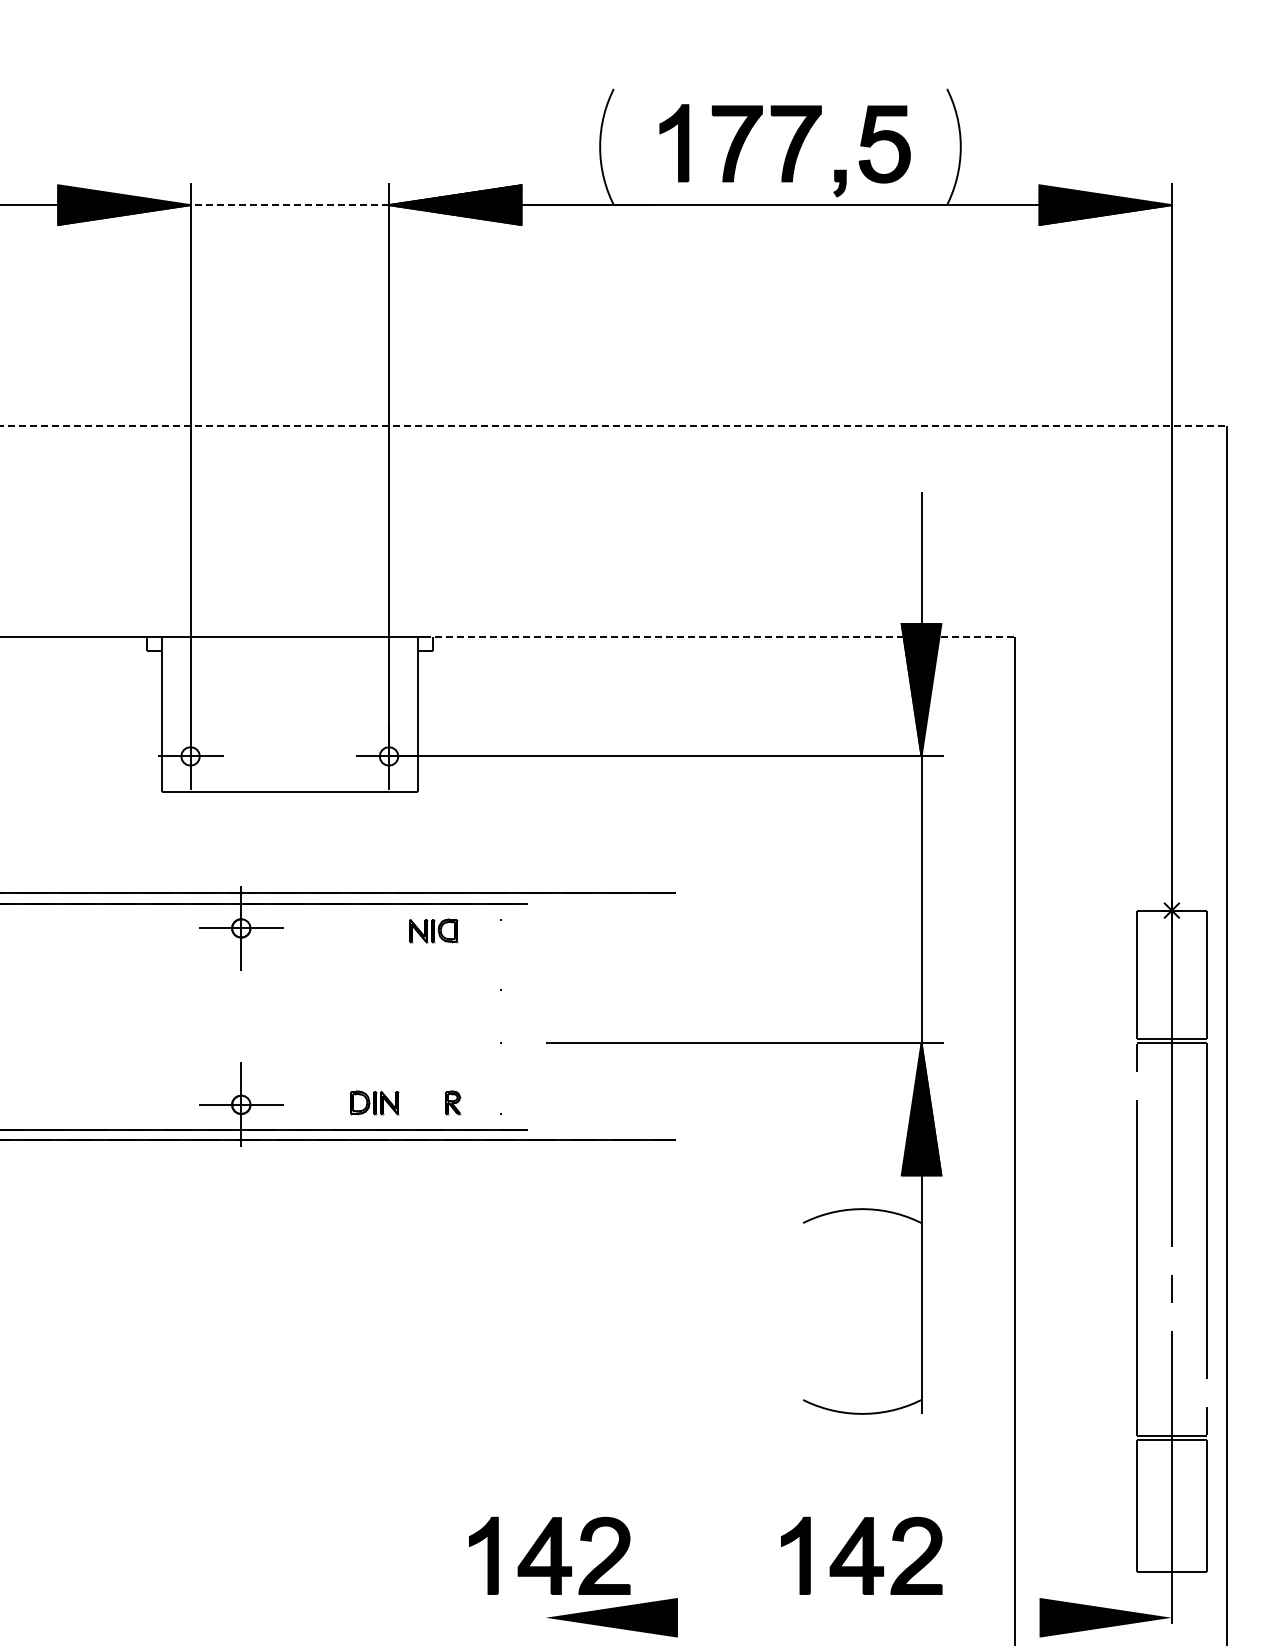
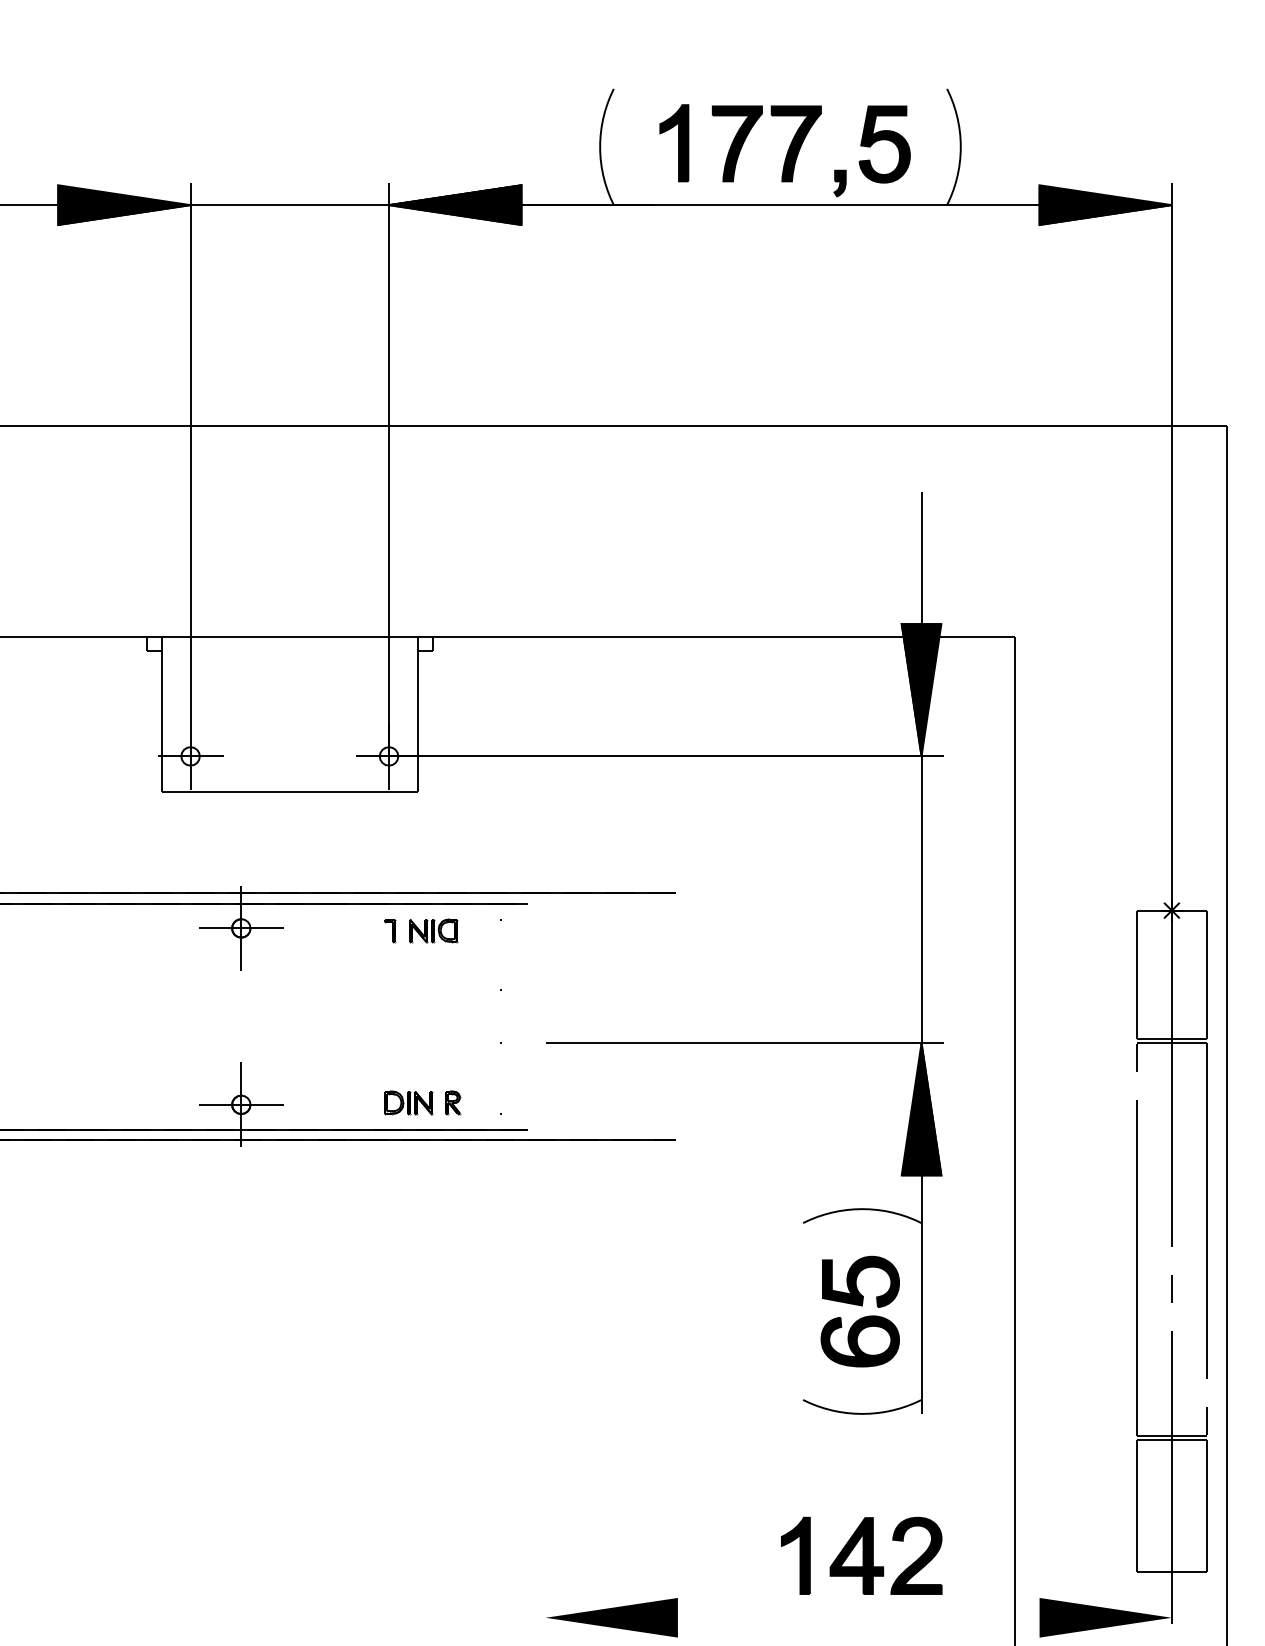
line: dashed -> solid (289, 205)
line: dashed -> solid (614, 425)
line: dashed -> solid (720, 637)
part: none -> present (390, 931)
part position: (374, 1102) -> (408, 1102) (408, 1102)
part: none -> present (859, 1311)
part: present -> none (549, 1555)
